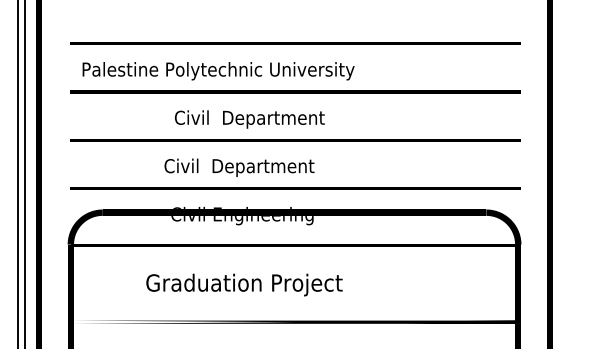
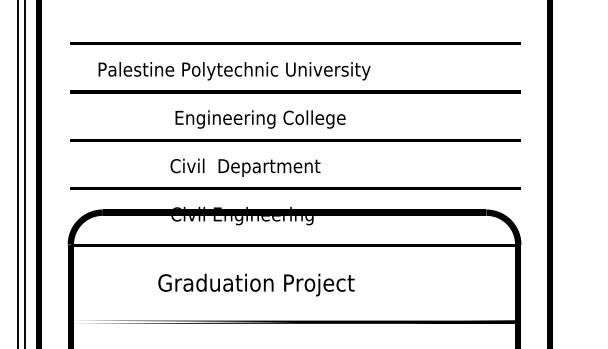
text position: (218, 71) -> (234, 71) (234, 71)
text: Civil  Department -> Engineering College (259, 119)
text position: (239, 167) -> (245, 167) (245, 167)
text position: (244, 284) -> (256, 284) (256, 284)
